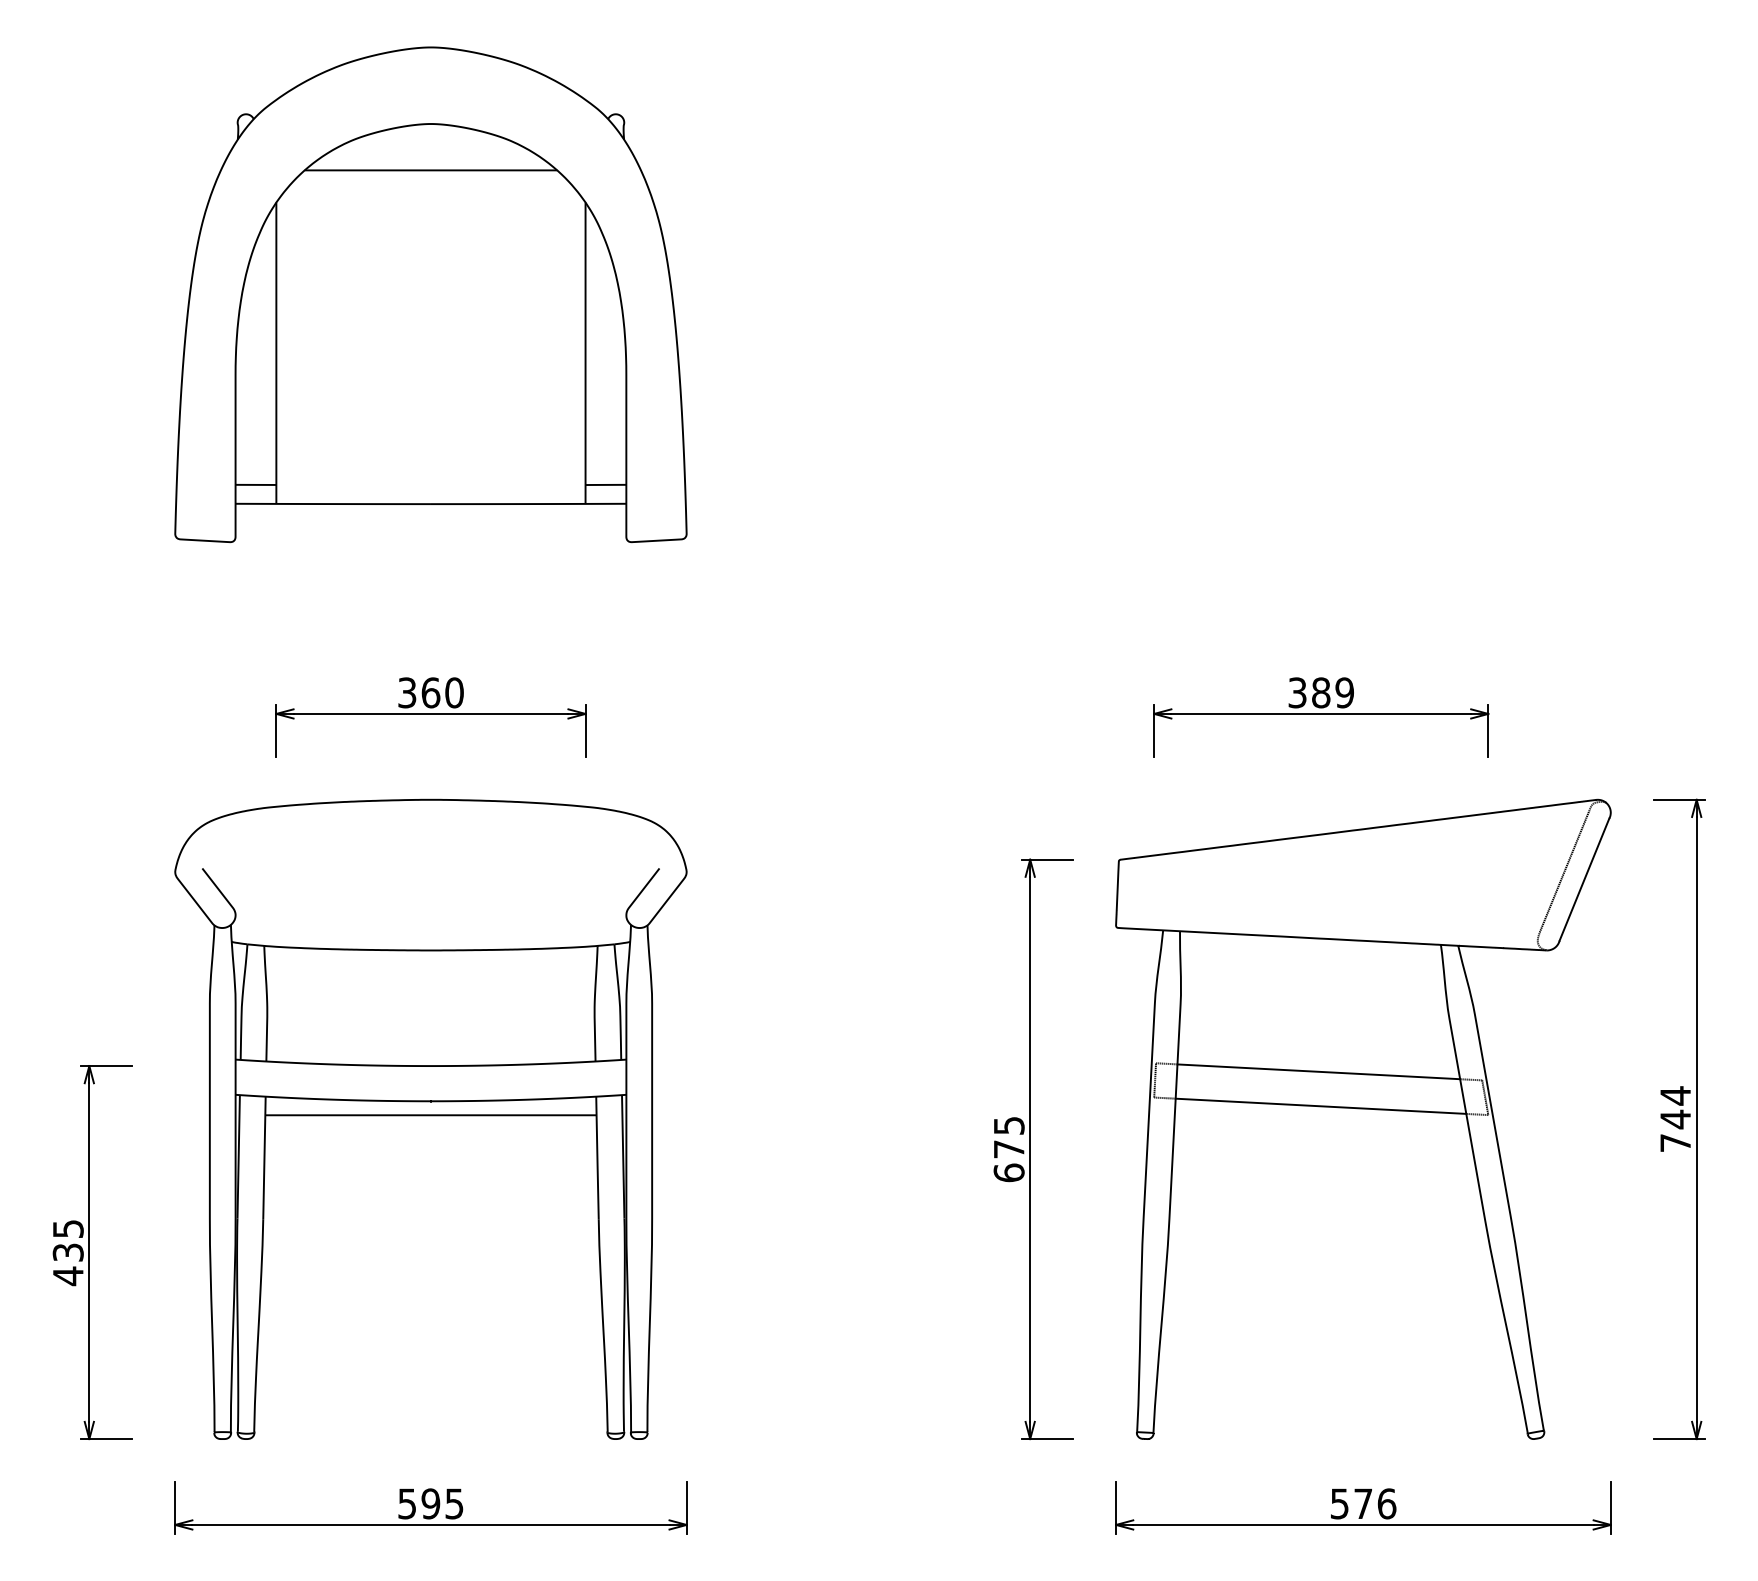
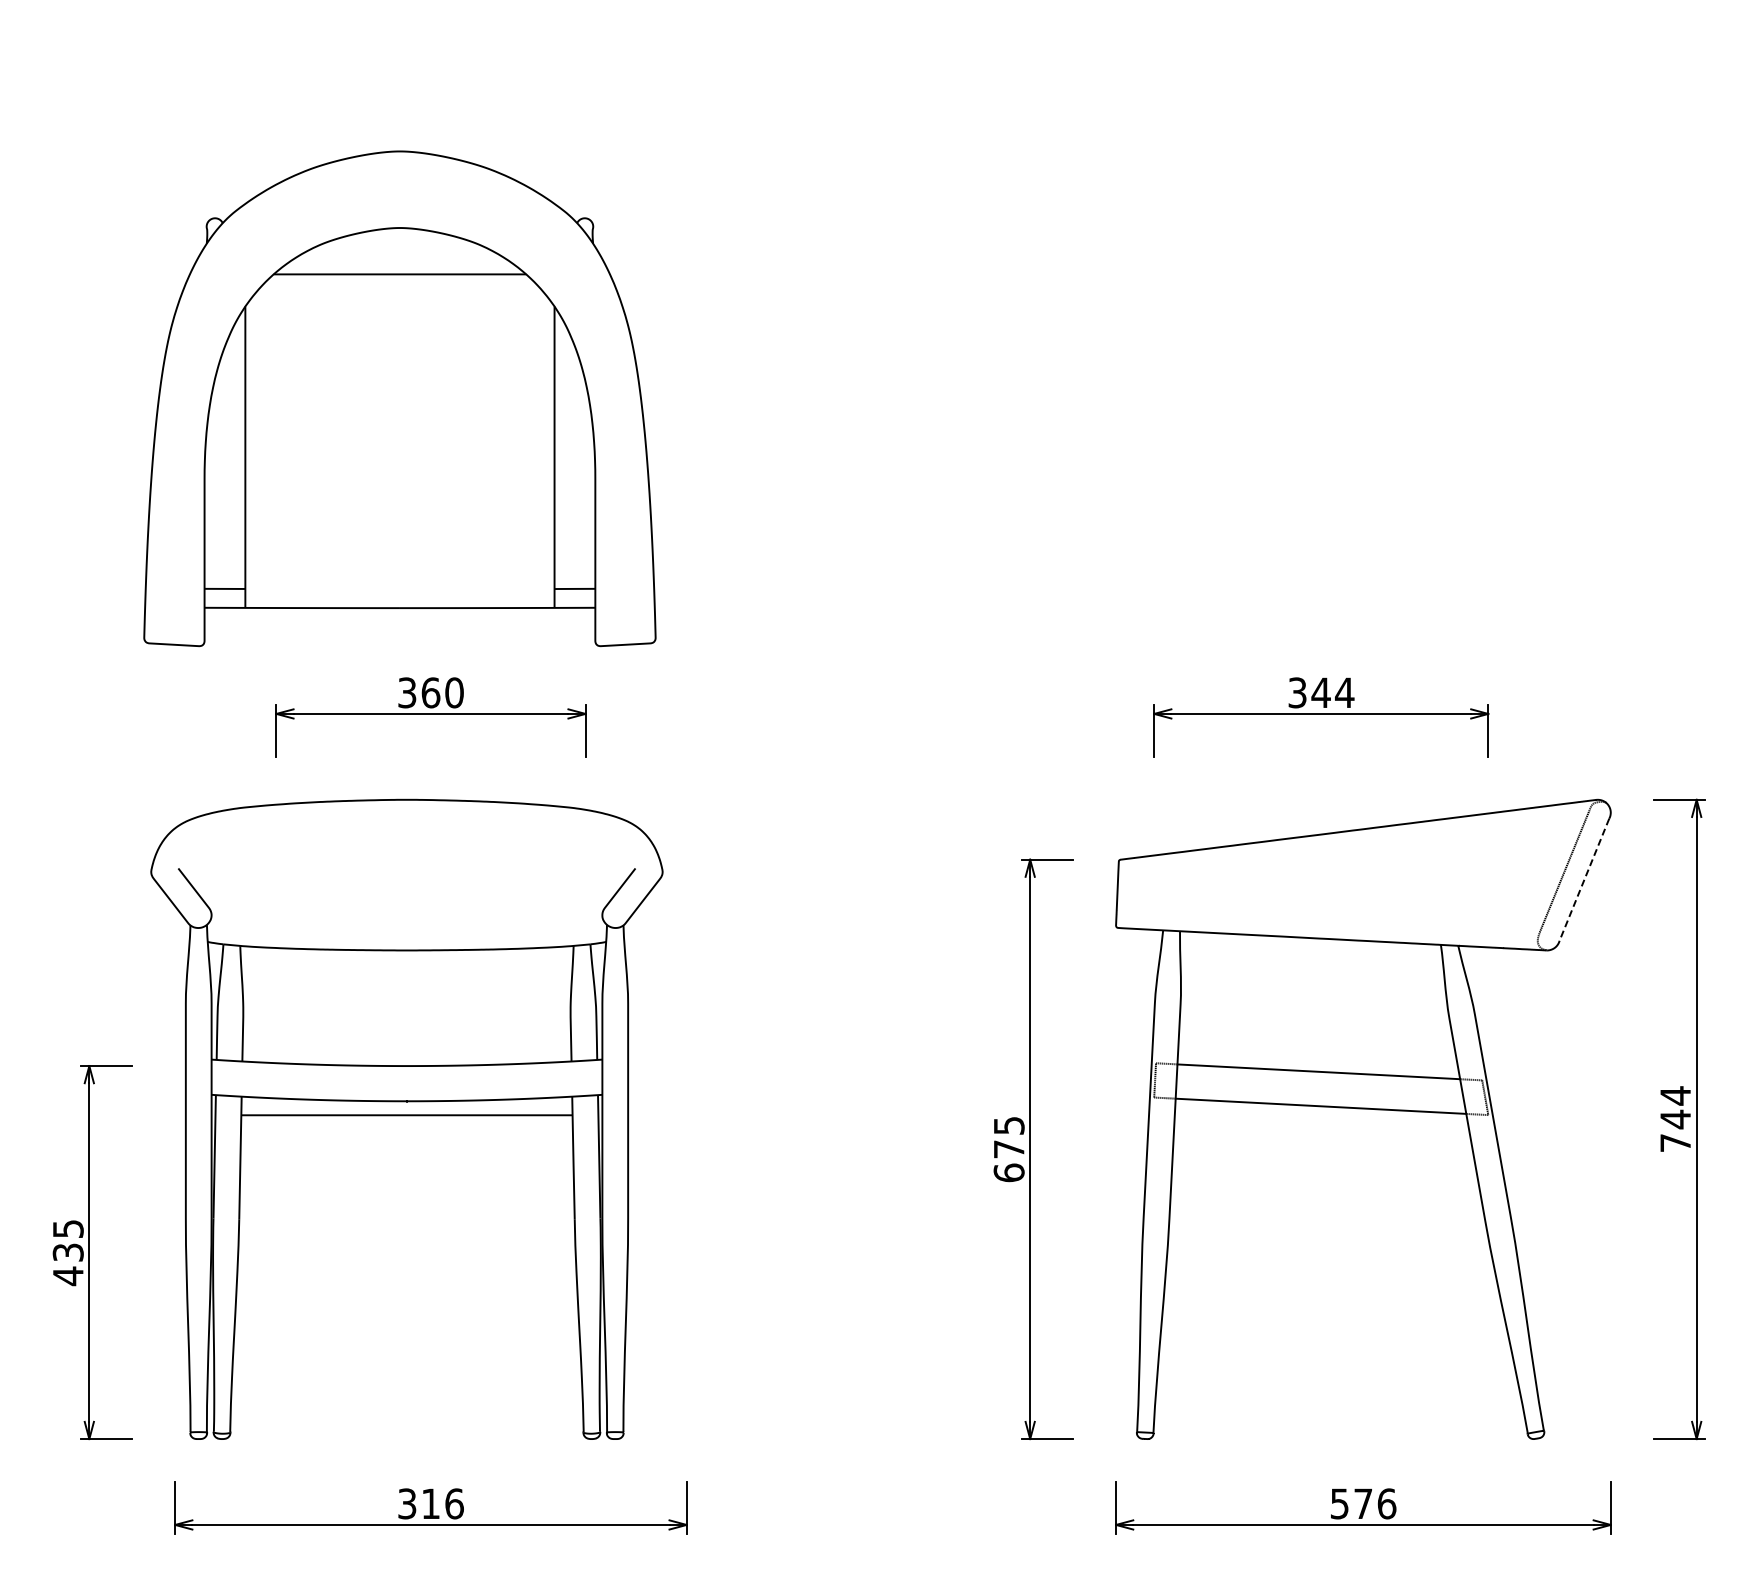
part position: (430, 294) -> (399, 398) (399, 398)
text: 389 -> 344 (1332, 692)
line: solid -> dashed (1584, 879)
part position: (430, 1118) -> (406, 1118) (406, 1118)
text: 595 -> 316 (431, 1503)
